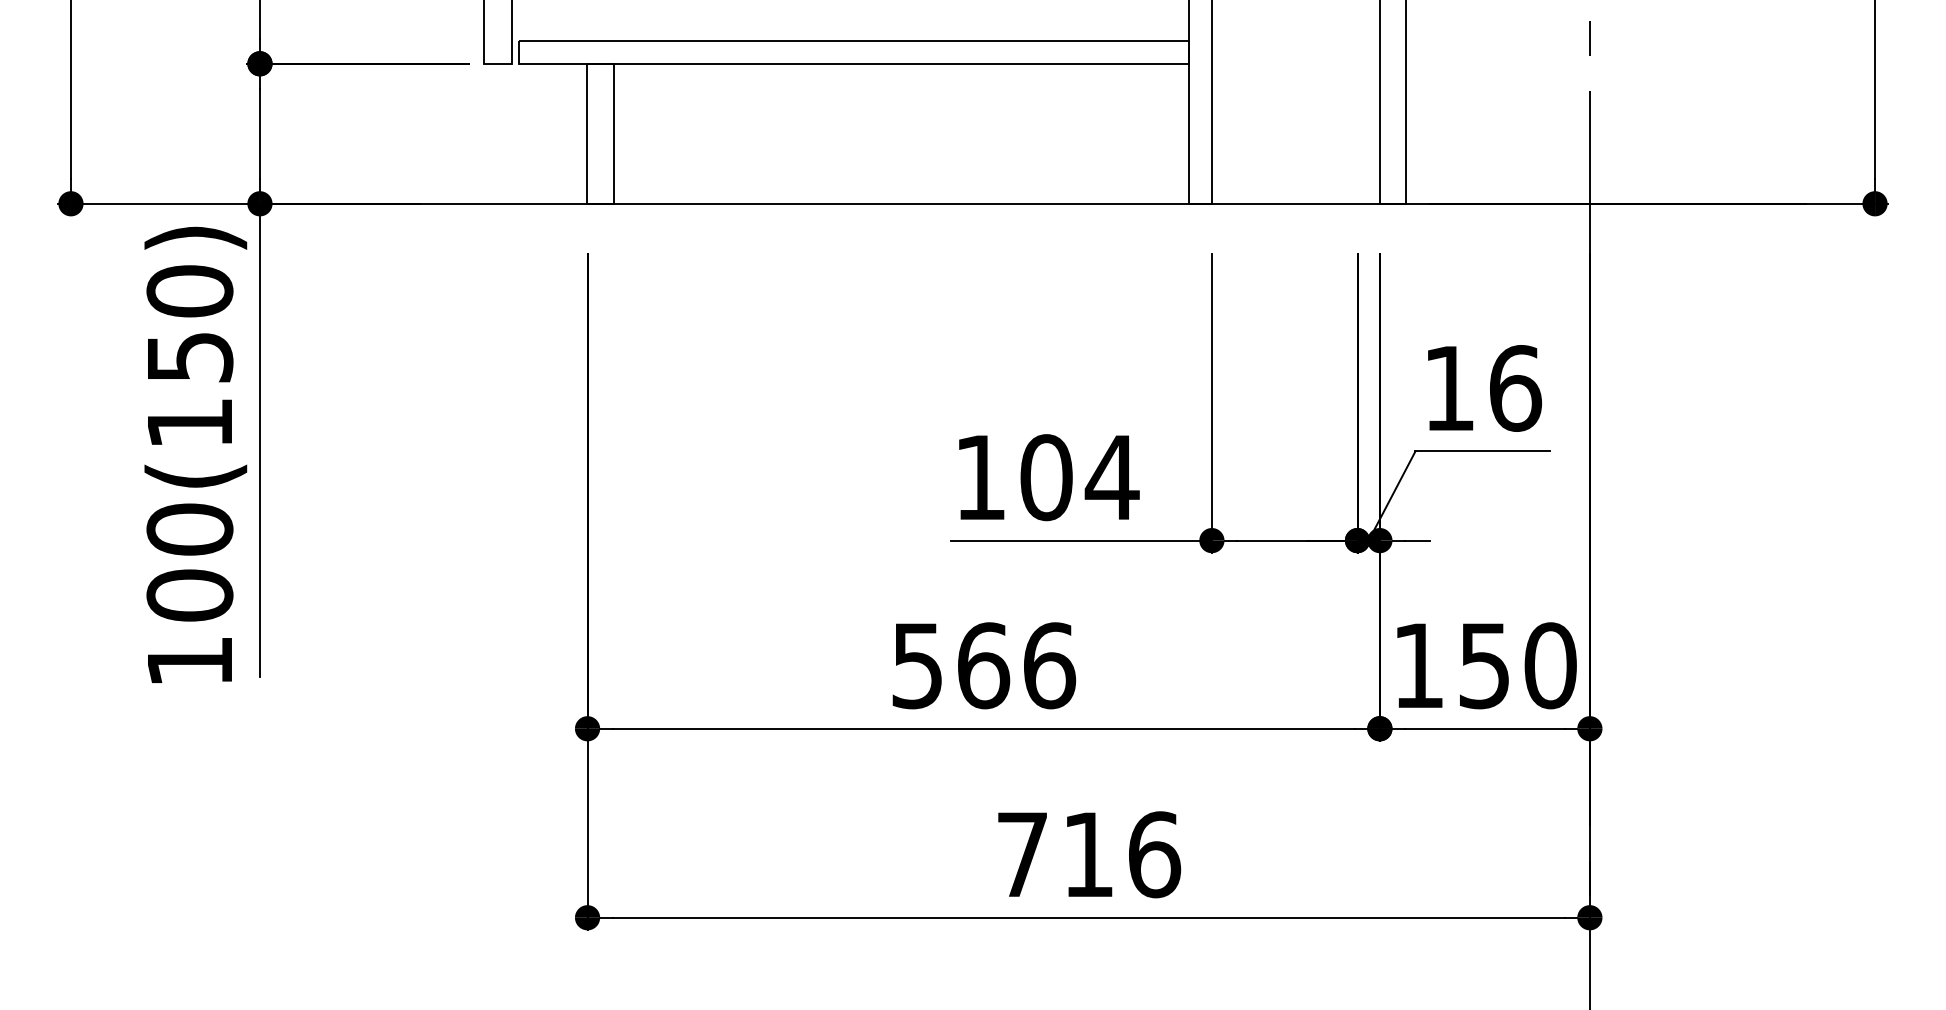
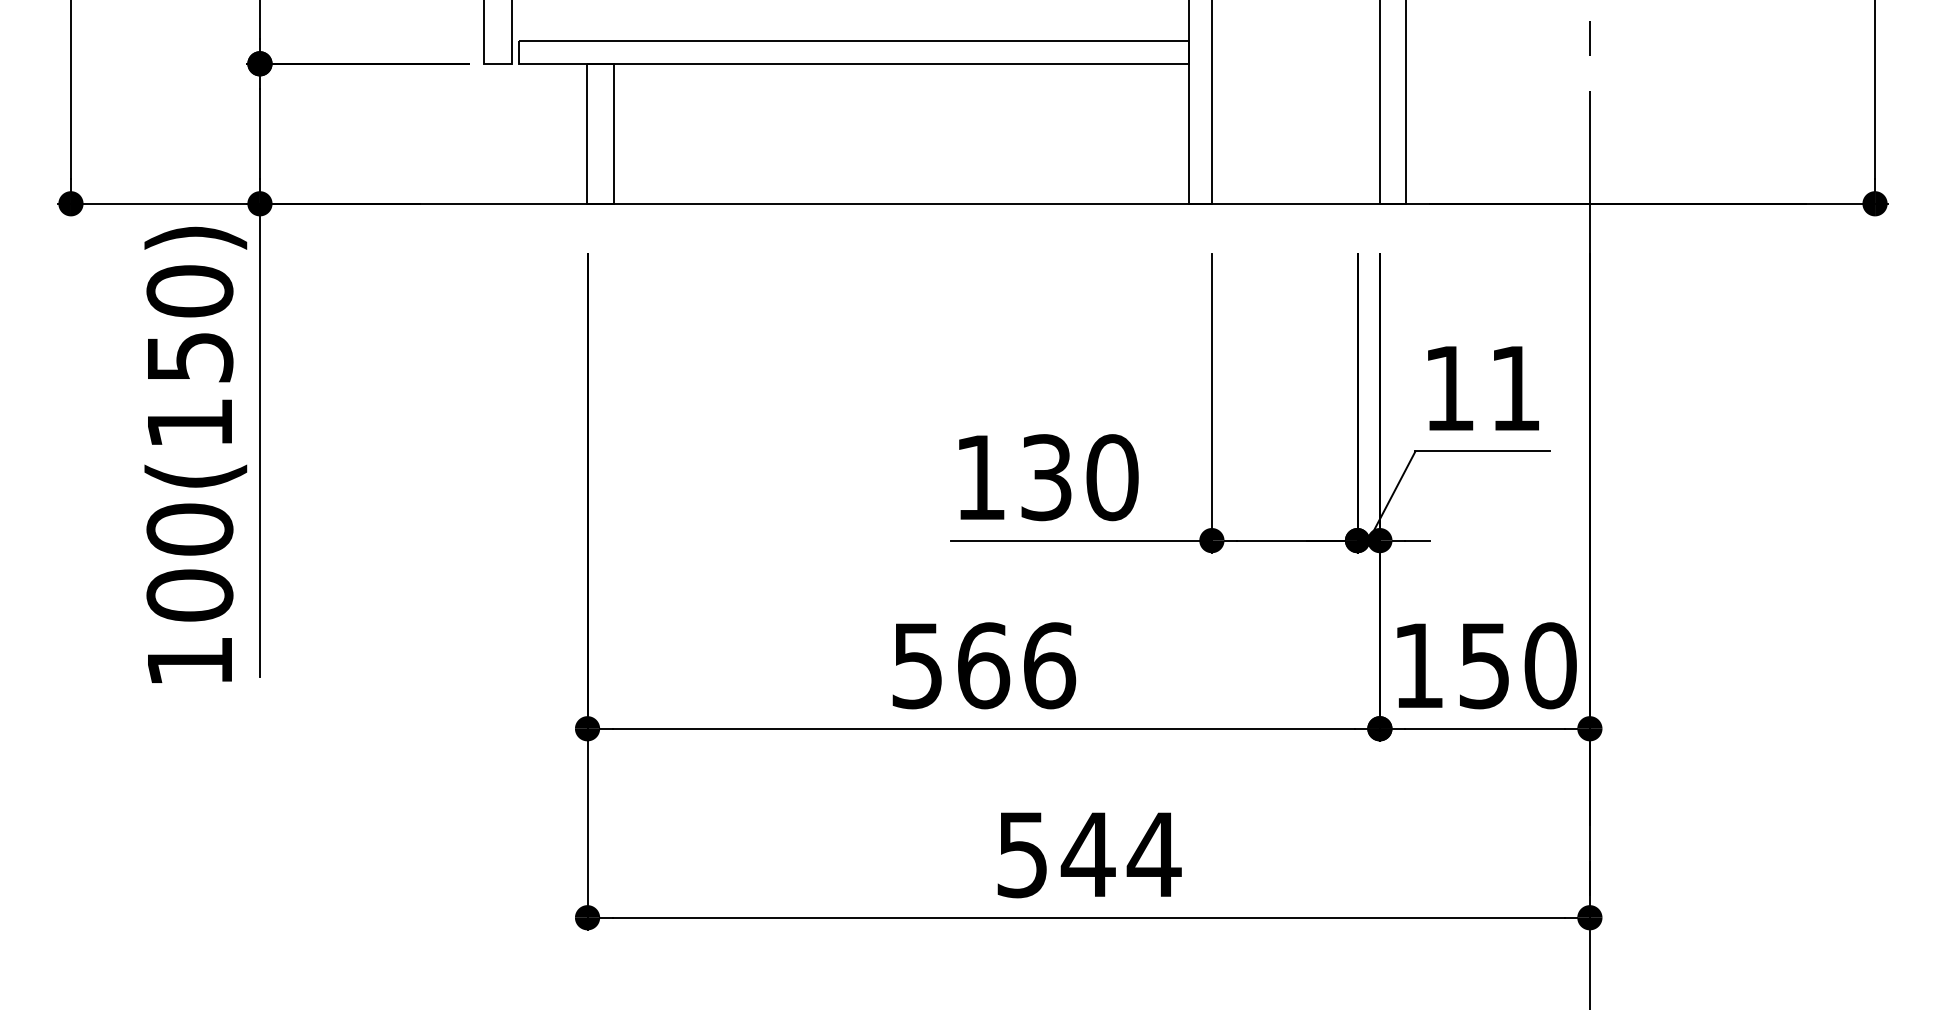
text: 16 -> 11 (1516, 388)
text: 104 -> 130 (1079, 477)
text: 716 -> 544 (1089, 854)
